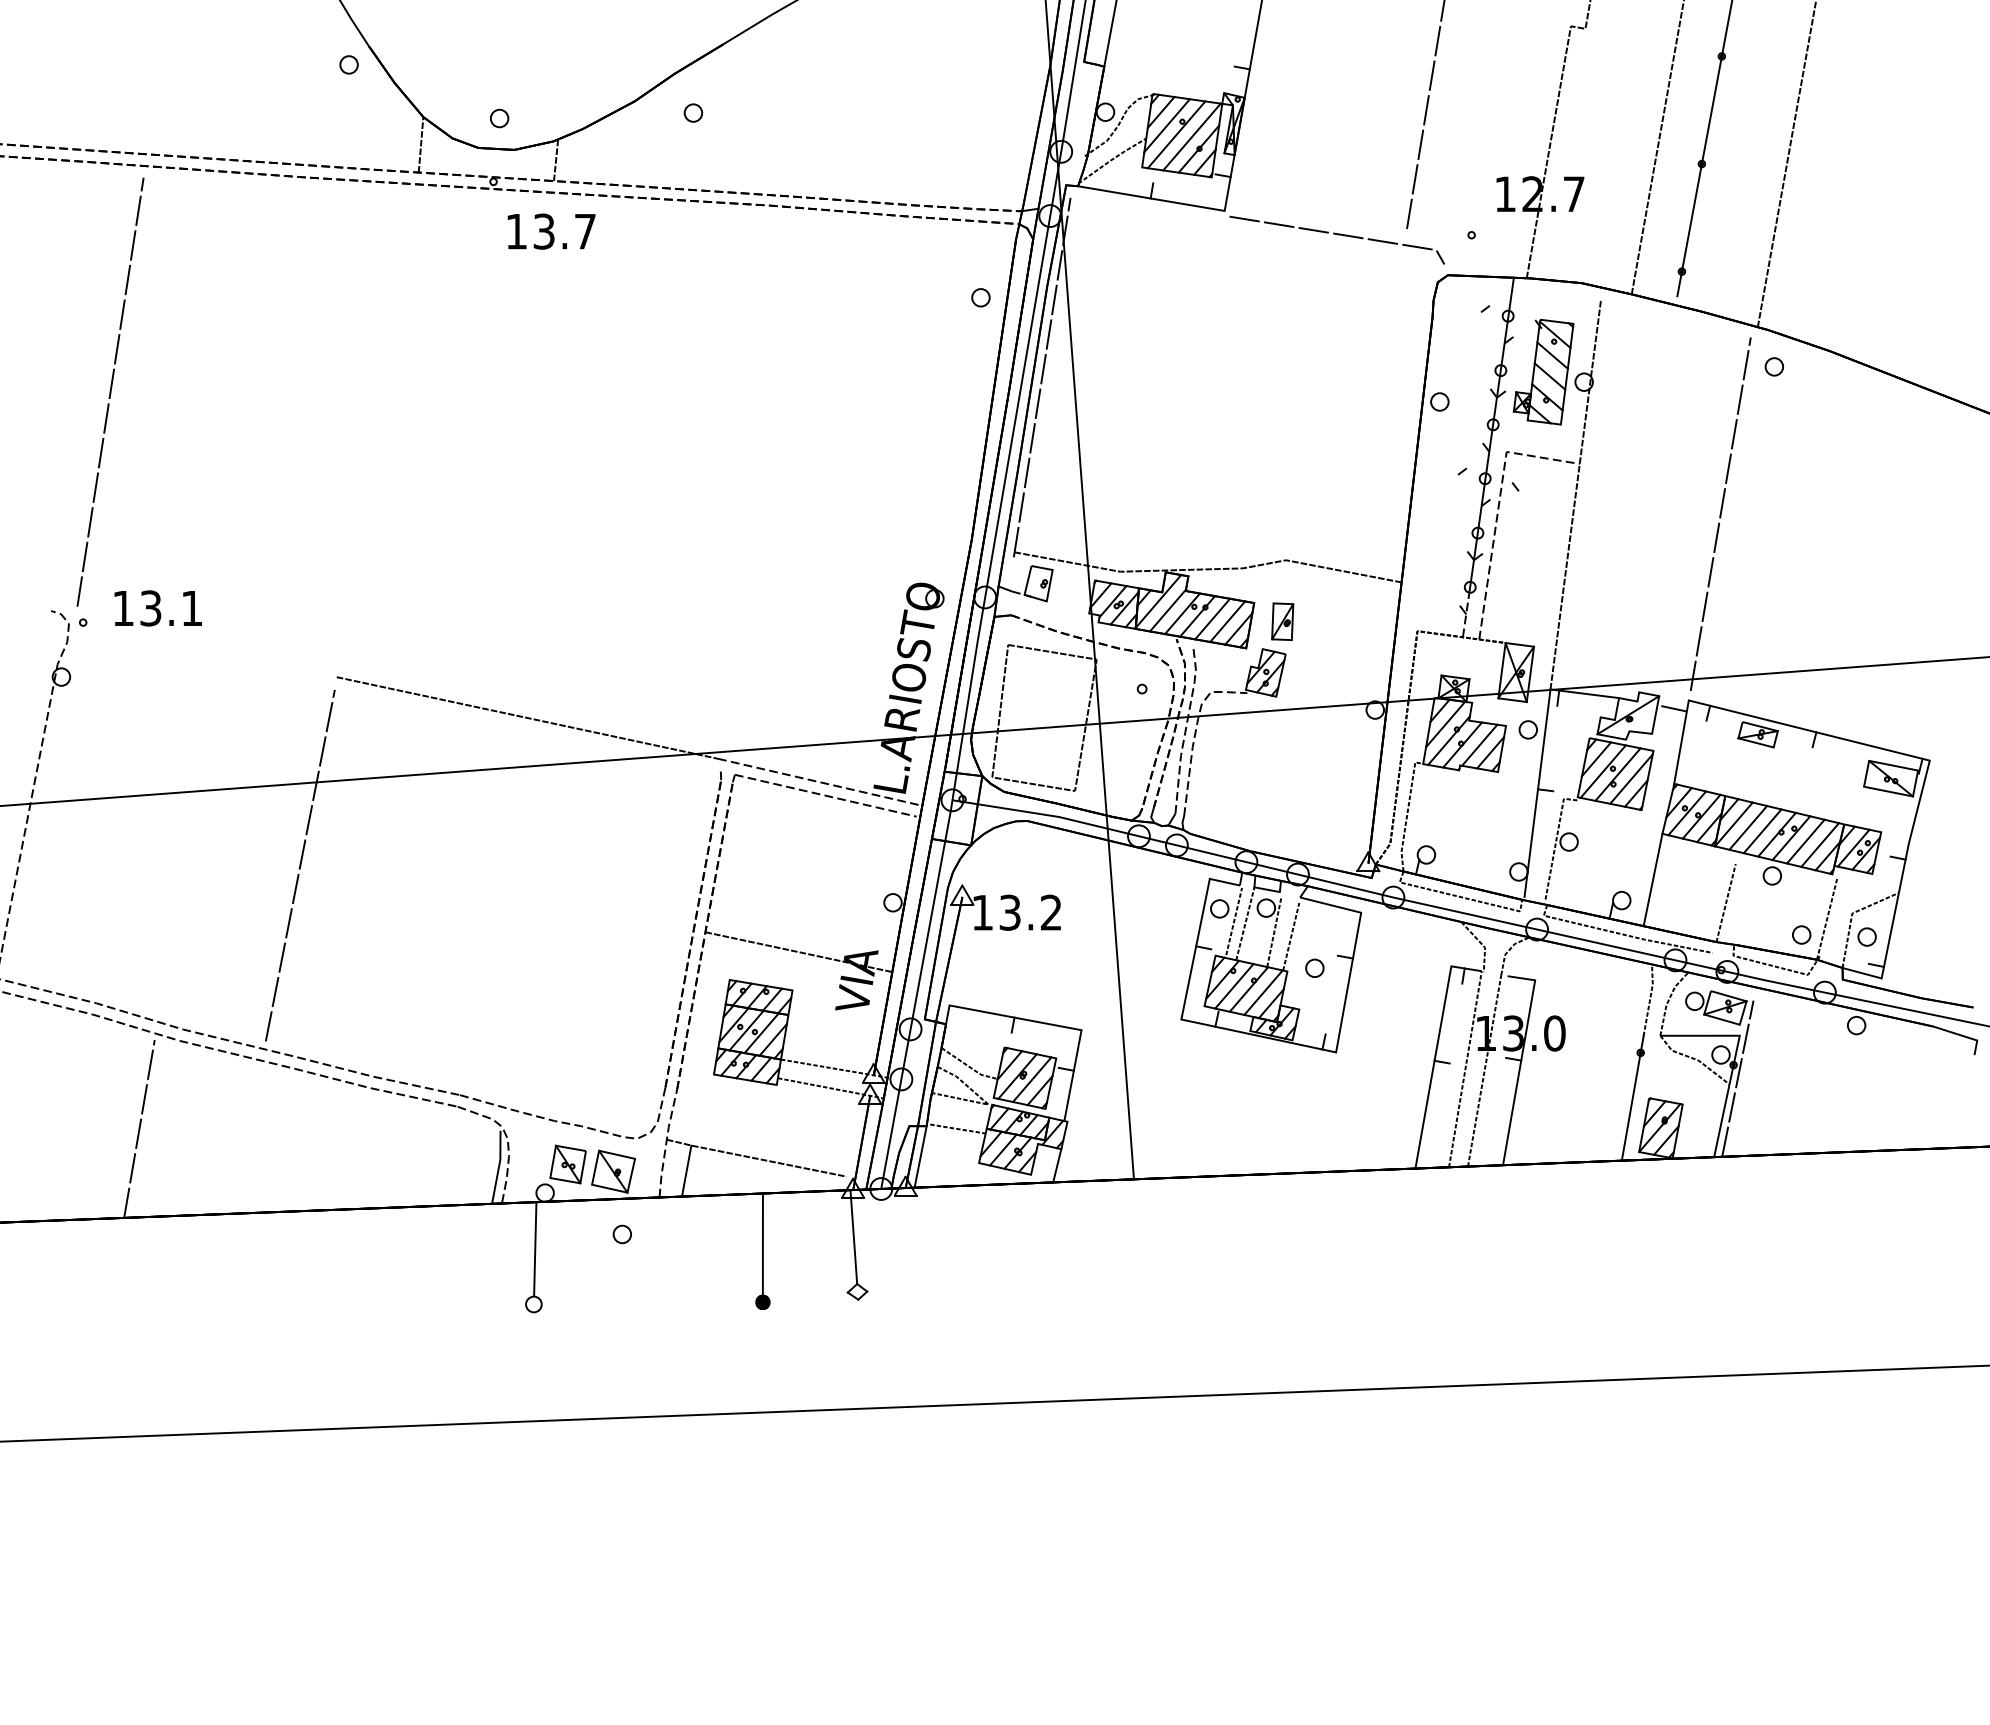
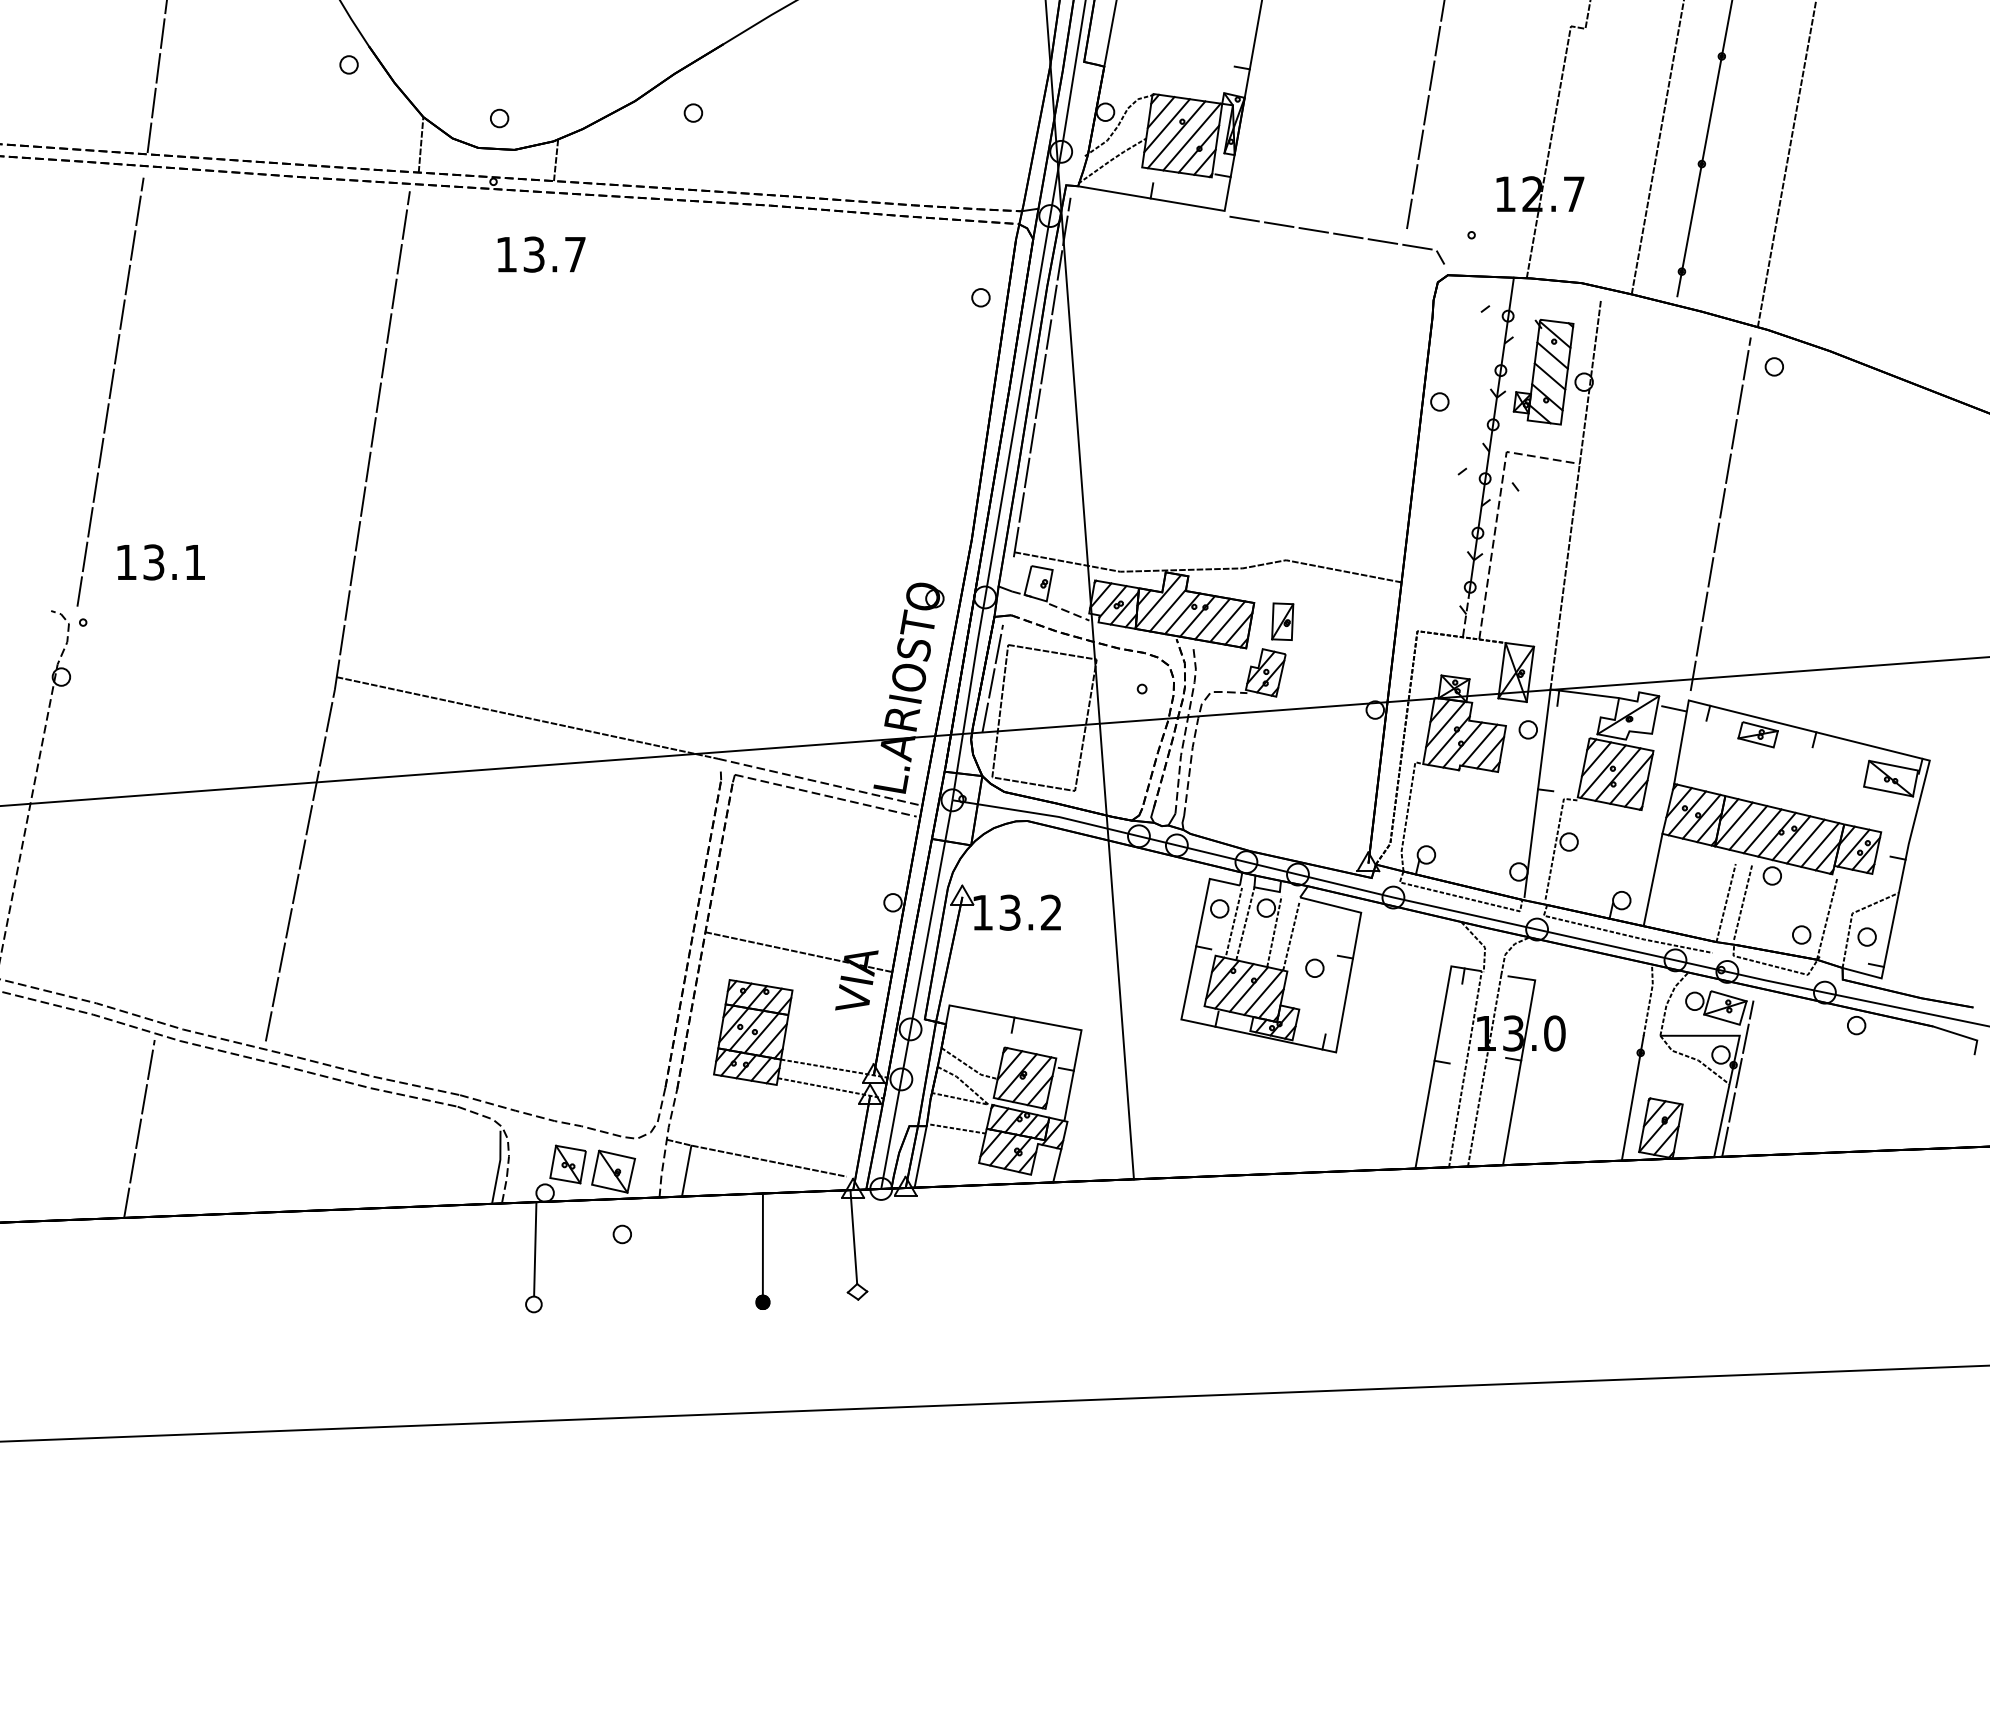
line: none -> present (156, 77)
text position: (551, 231) -> (541, 254) (541, 254)
line: none -> present (371, 440)
text position: (157, 608) -> (160, 562) (160, 562)
line: none -> present (1069, 611)
line: none -> present (992, 678)
line: none -> present (1743, 901)
